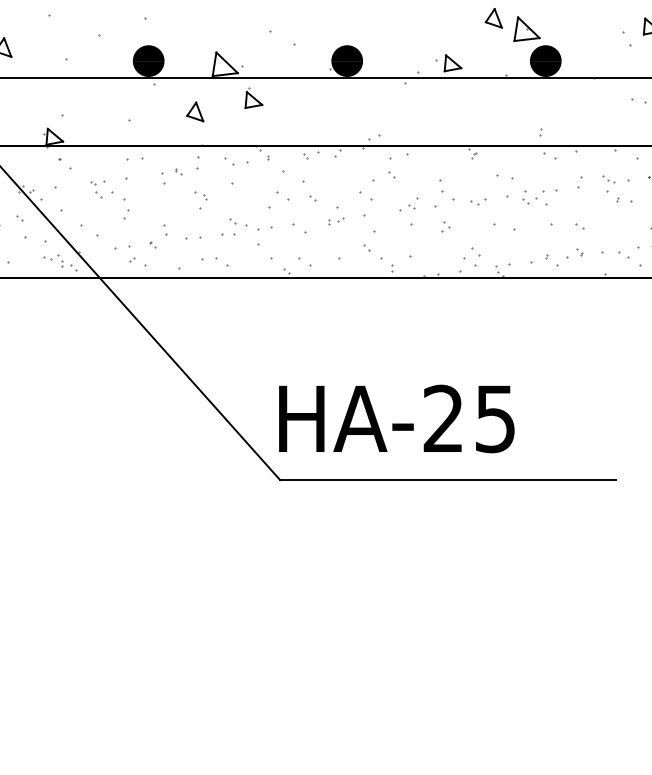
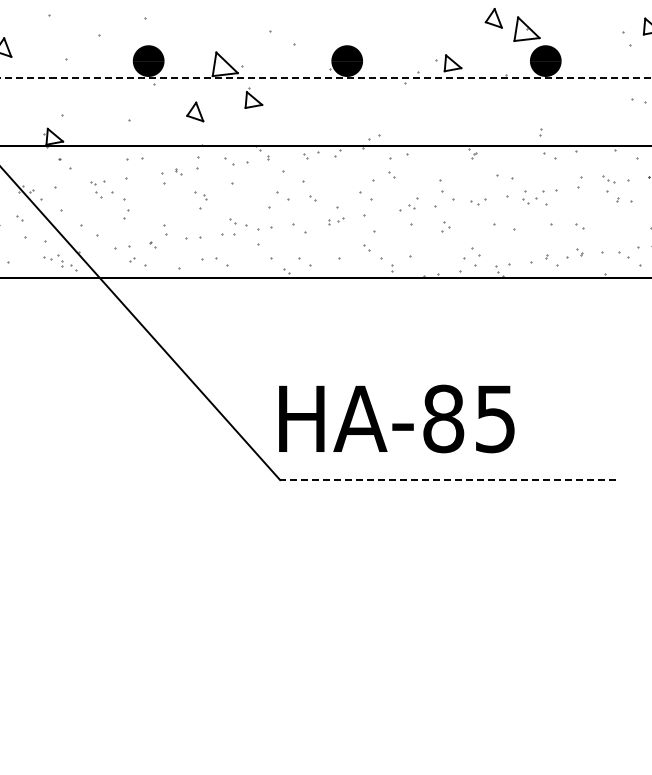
line: solid -> dashed (326, 78)
text: HA-25 -> HA-85 (443, 418)
line: solid -> dashed (448, 480)
